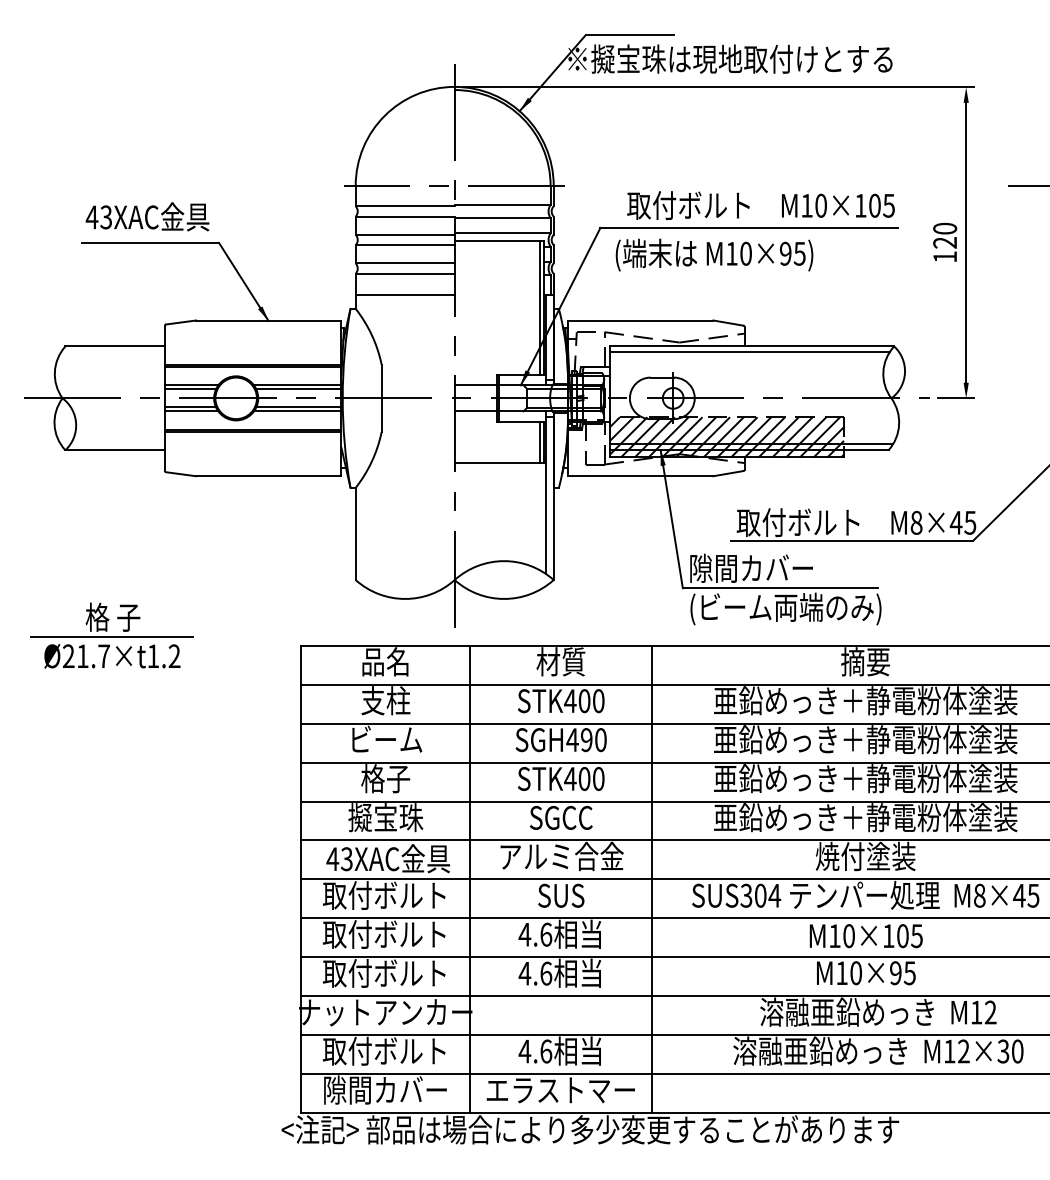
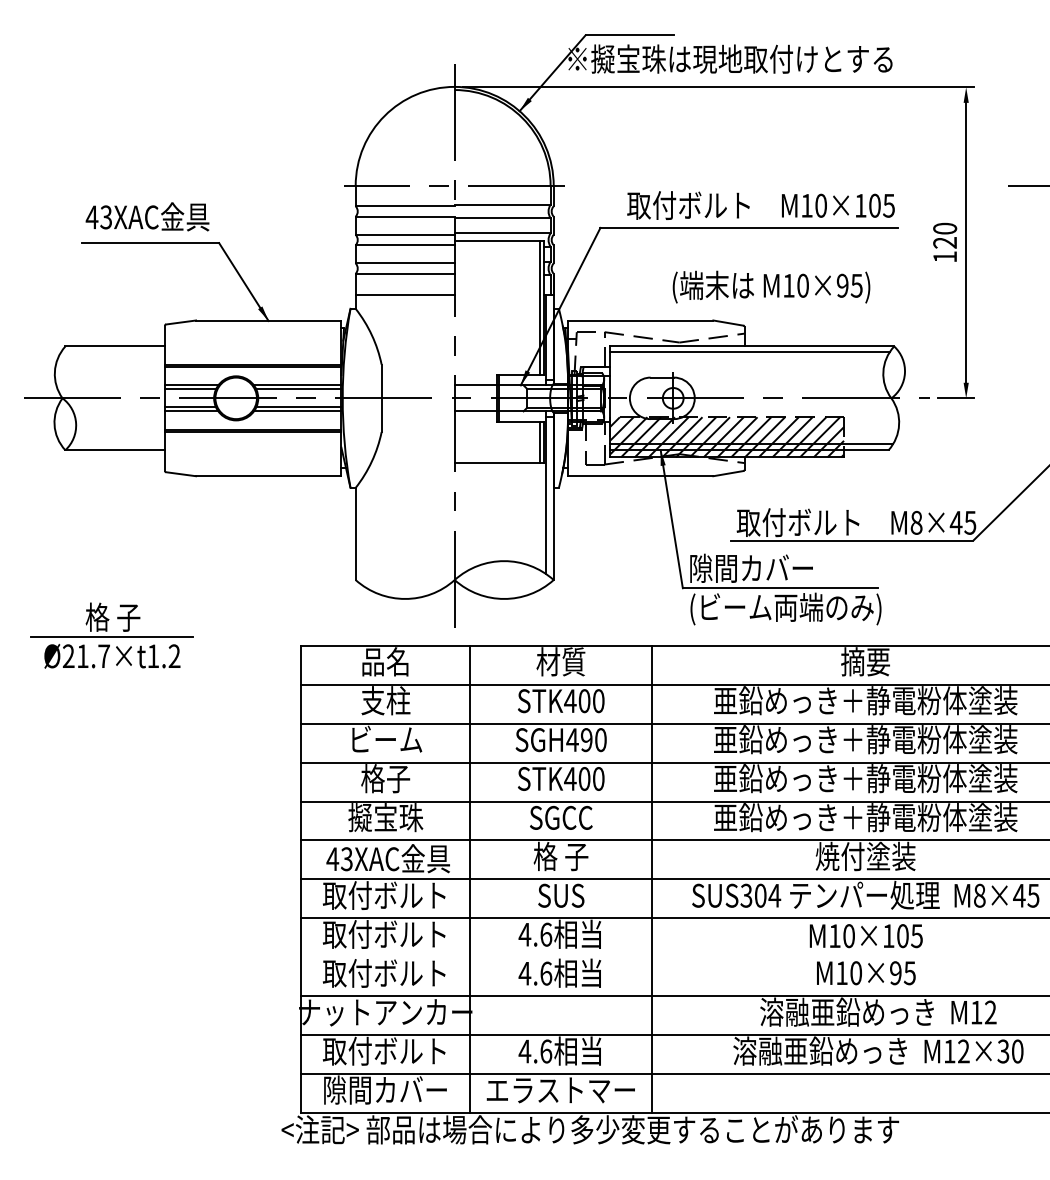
text position: (714, 254) -> (771, 286) (771, 286)
text: アルミ合金 -> 格 子 (561, 856)
line: present -> none (673, 957)
